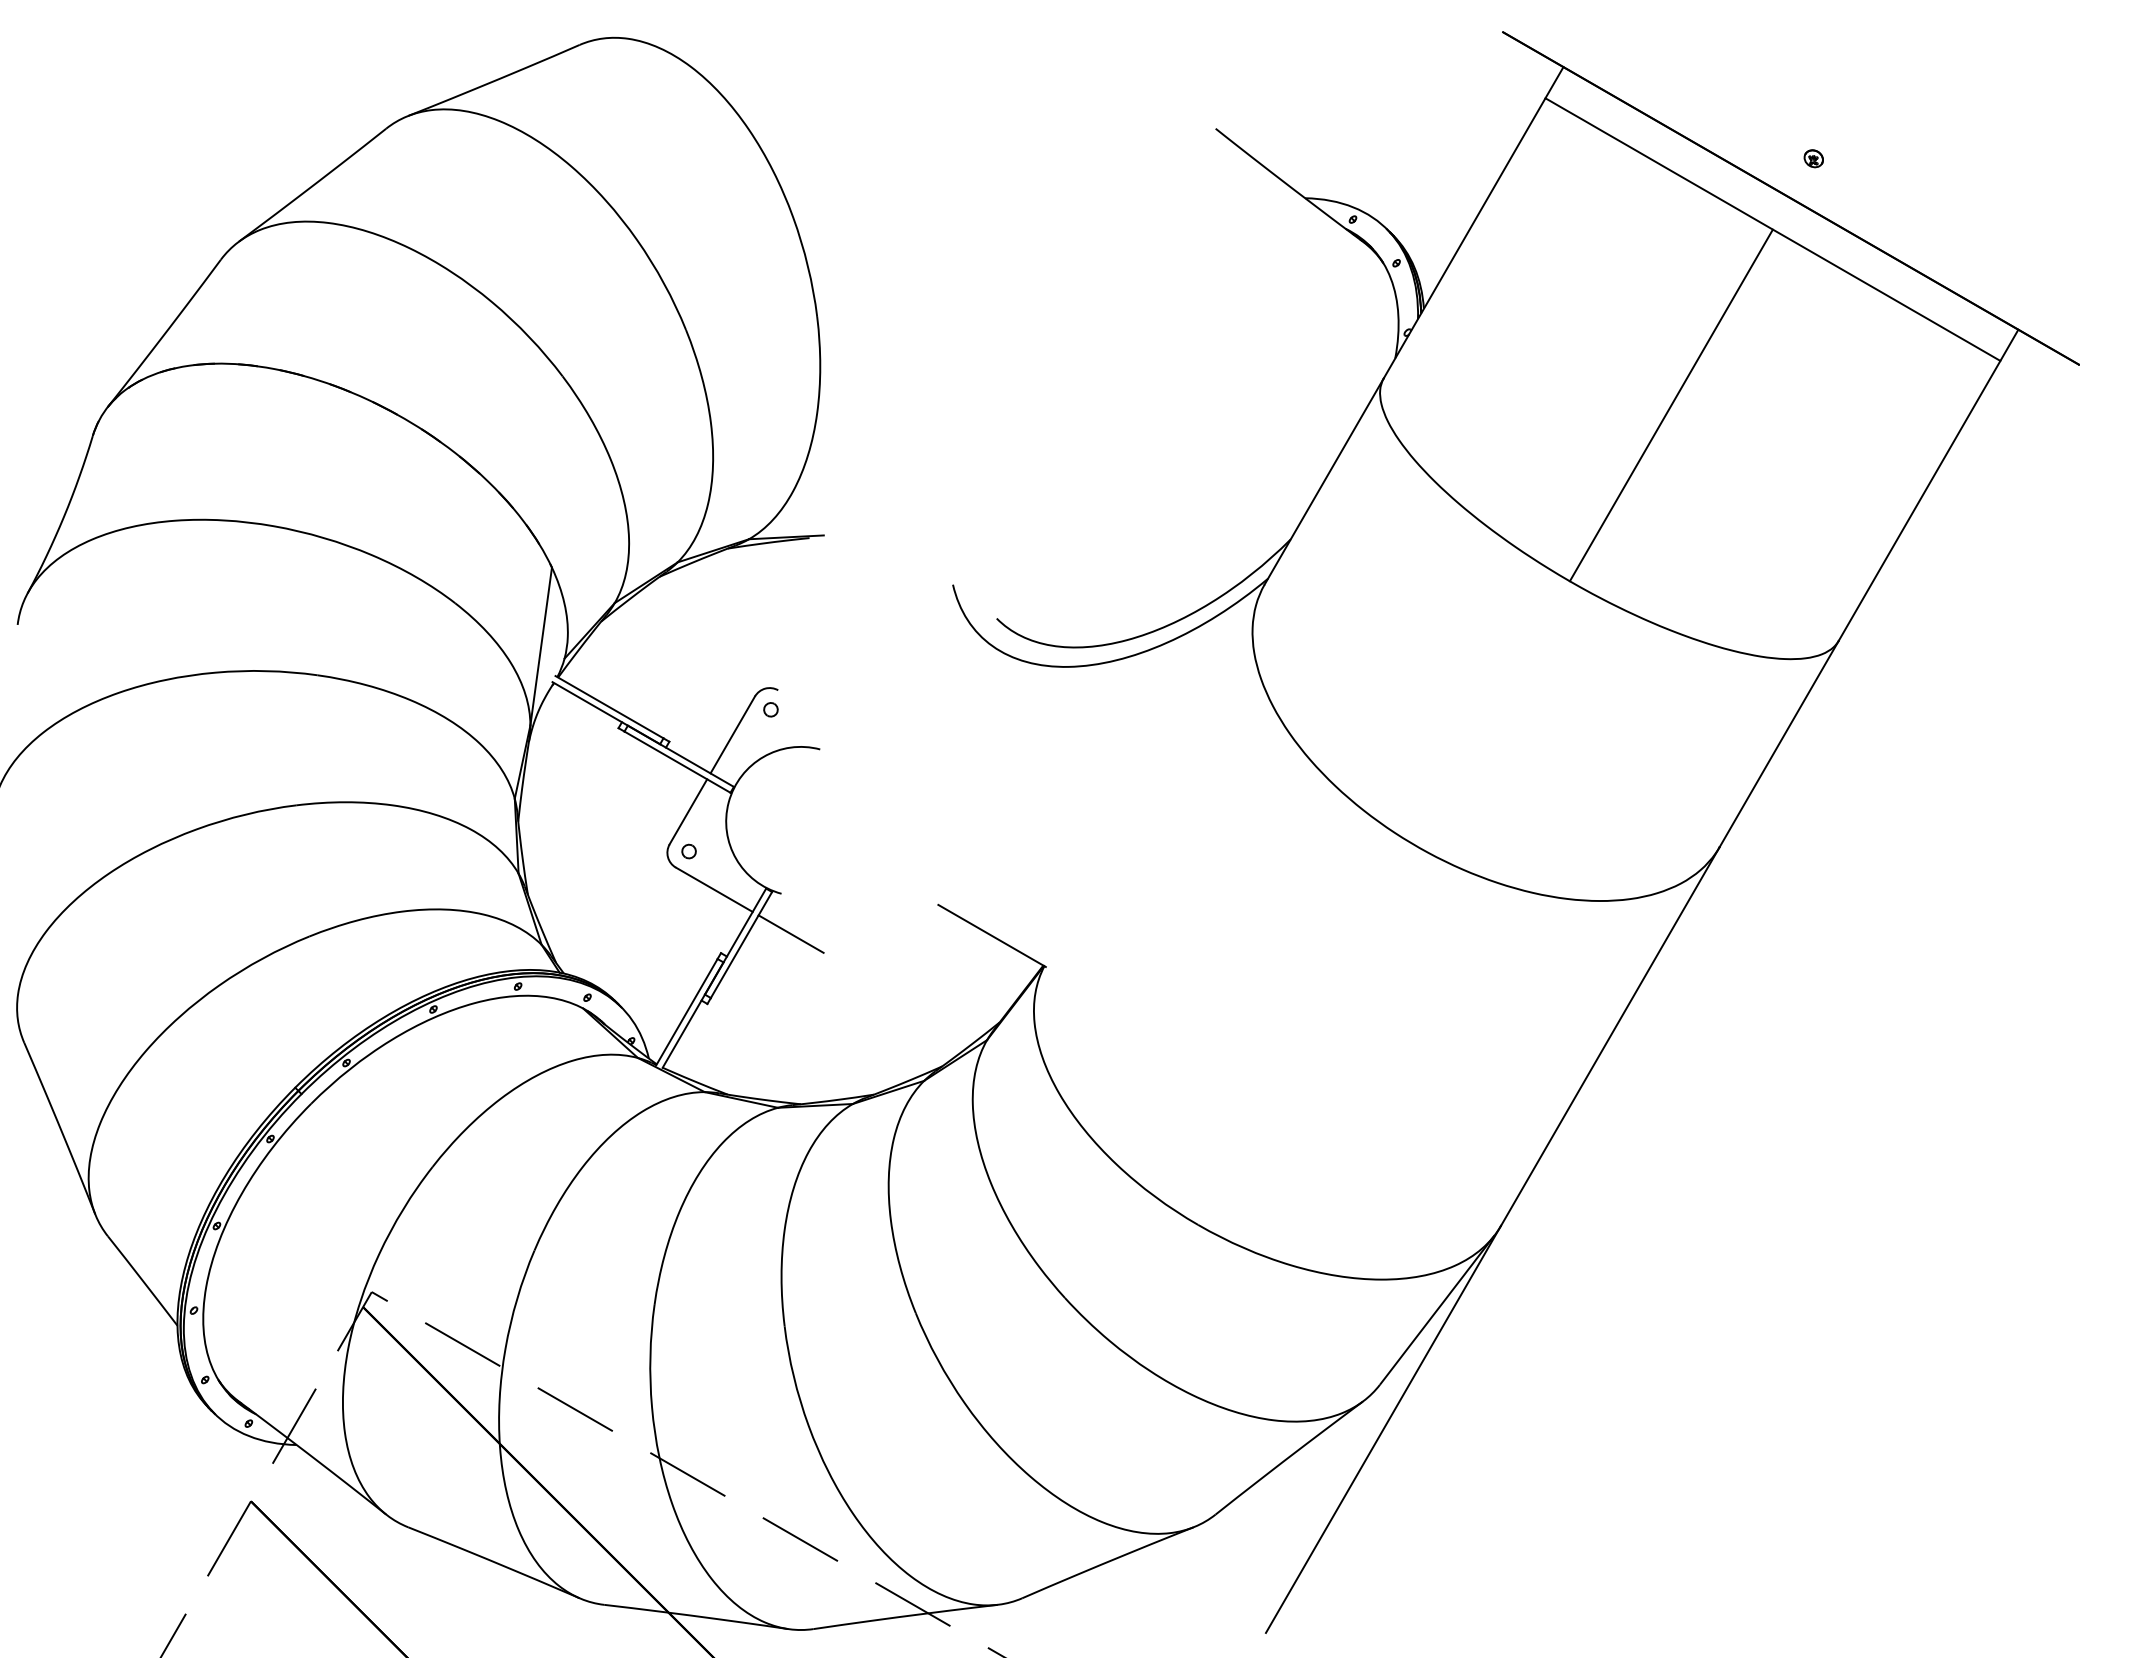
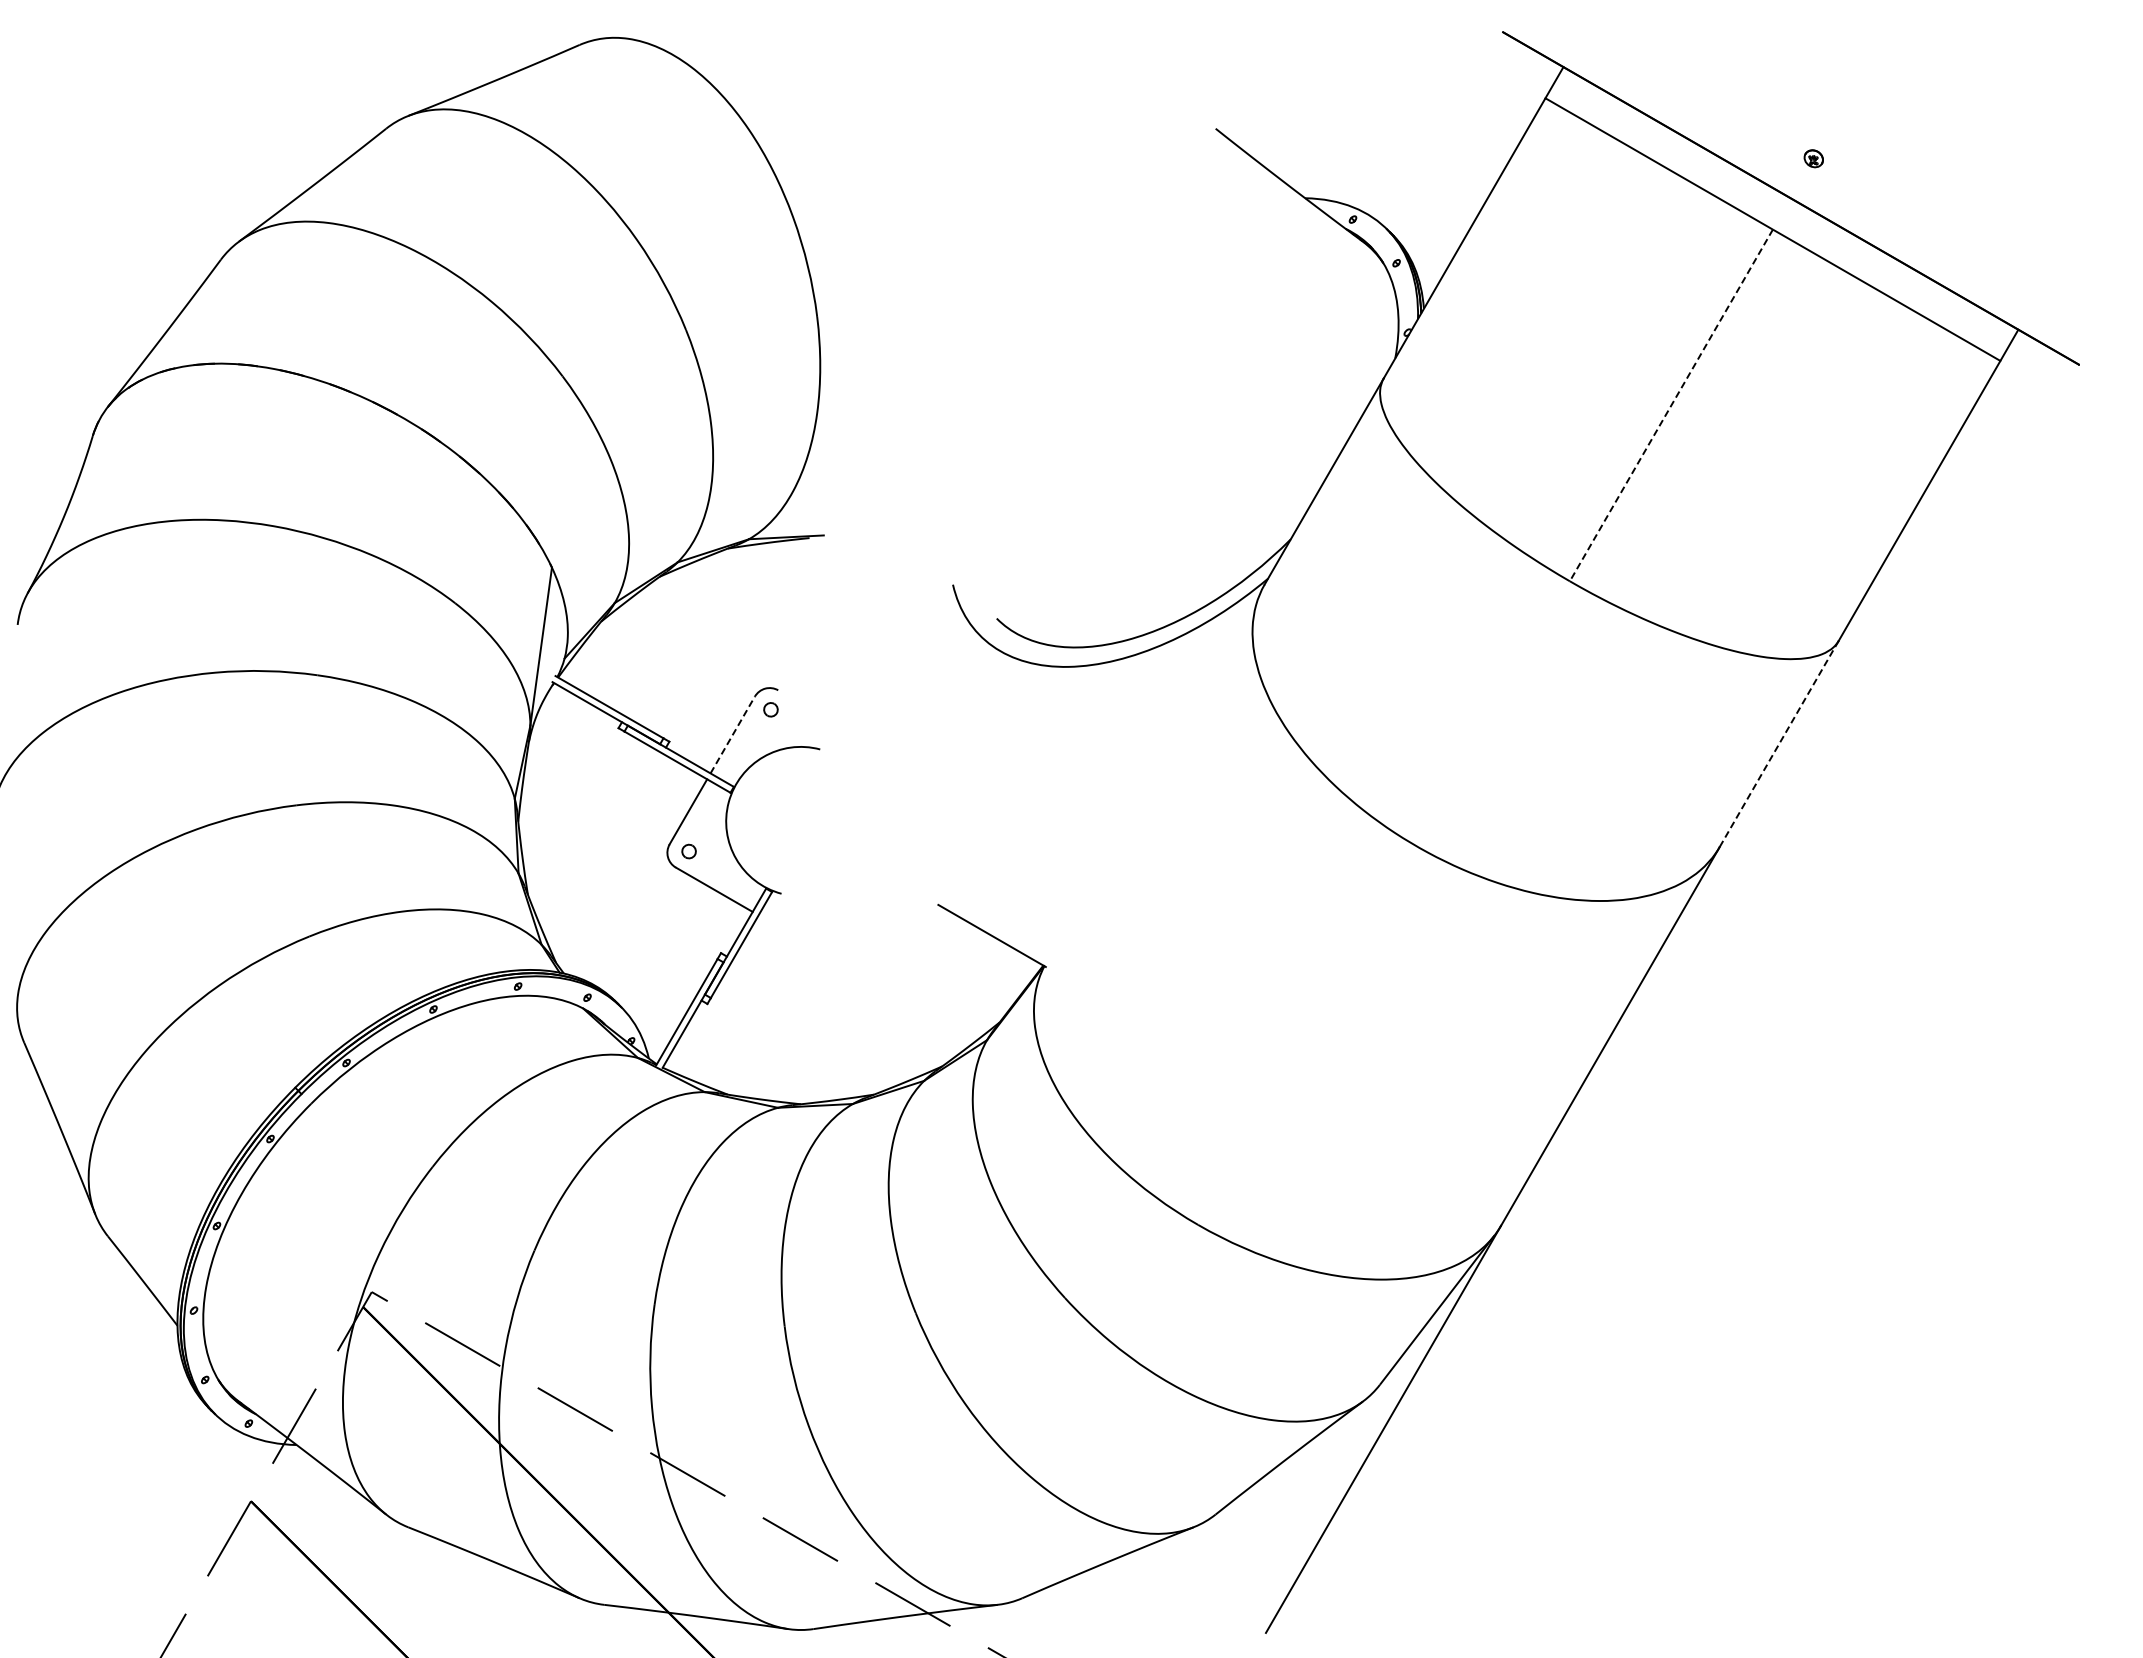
line: solid -> dashed (1671, 405)
line: solid -> dashed (733, 734)
line: solid -> dashed (1778, 744)
line: present -> none (790, 933)
